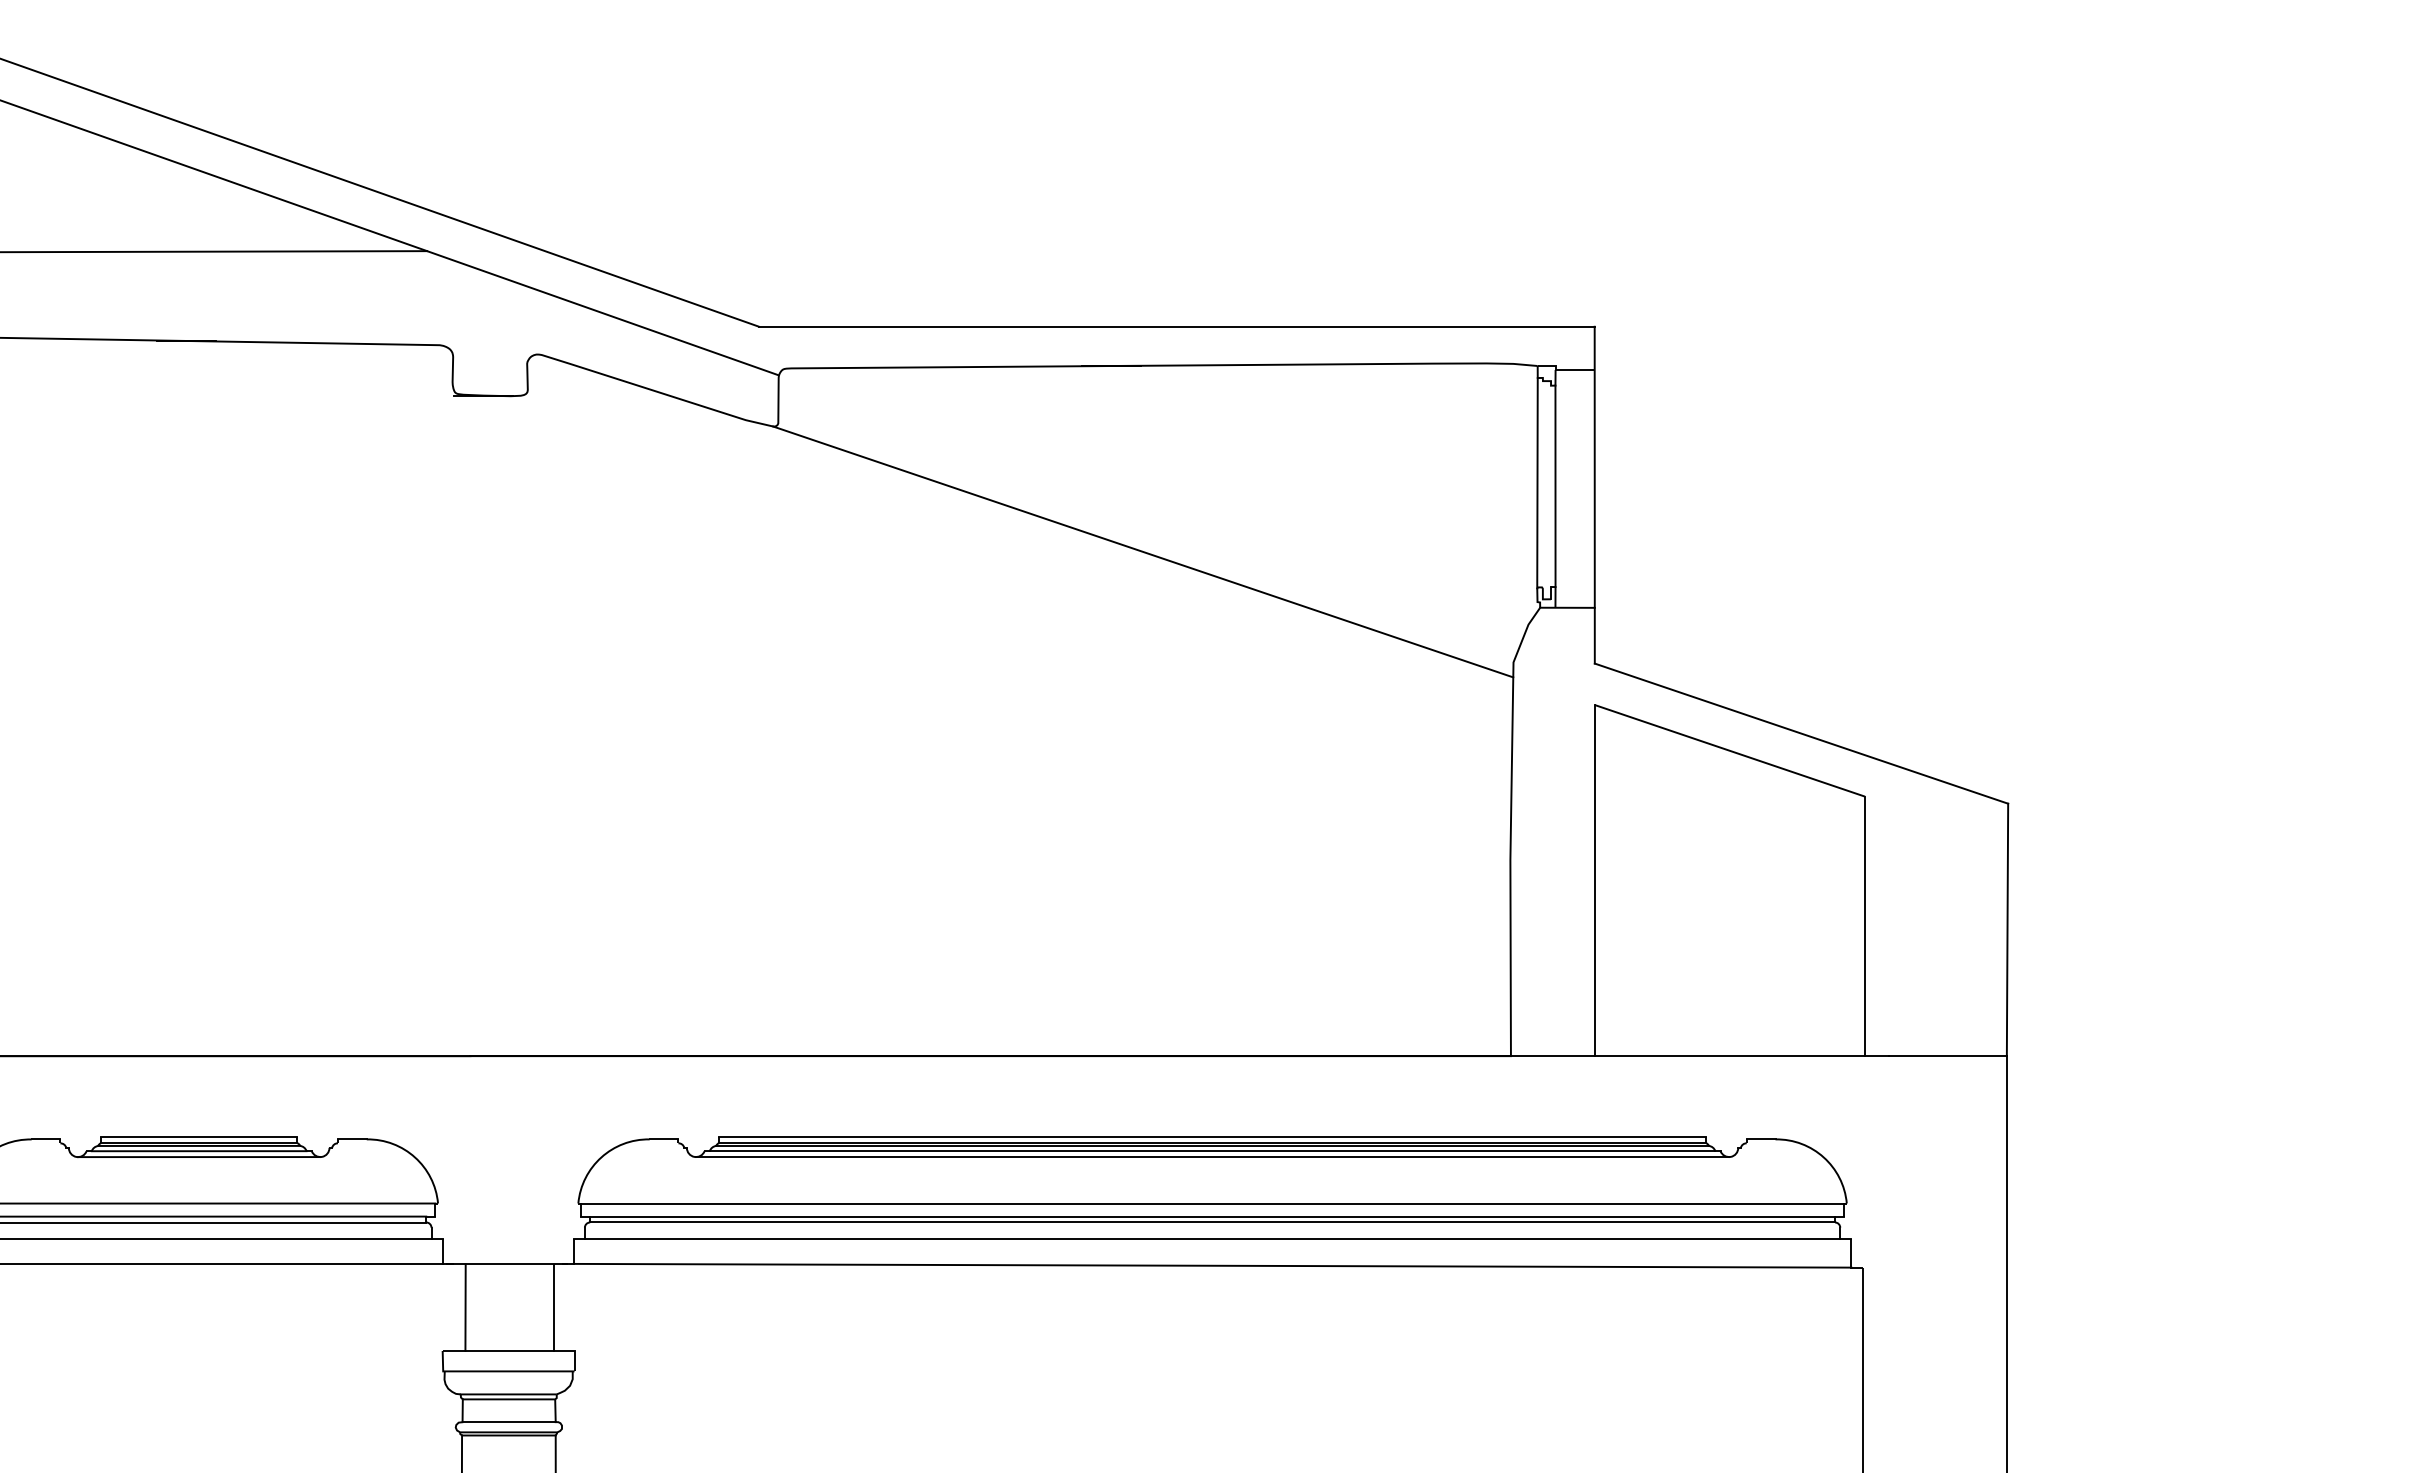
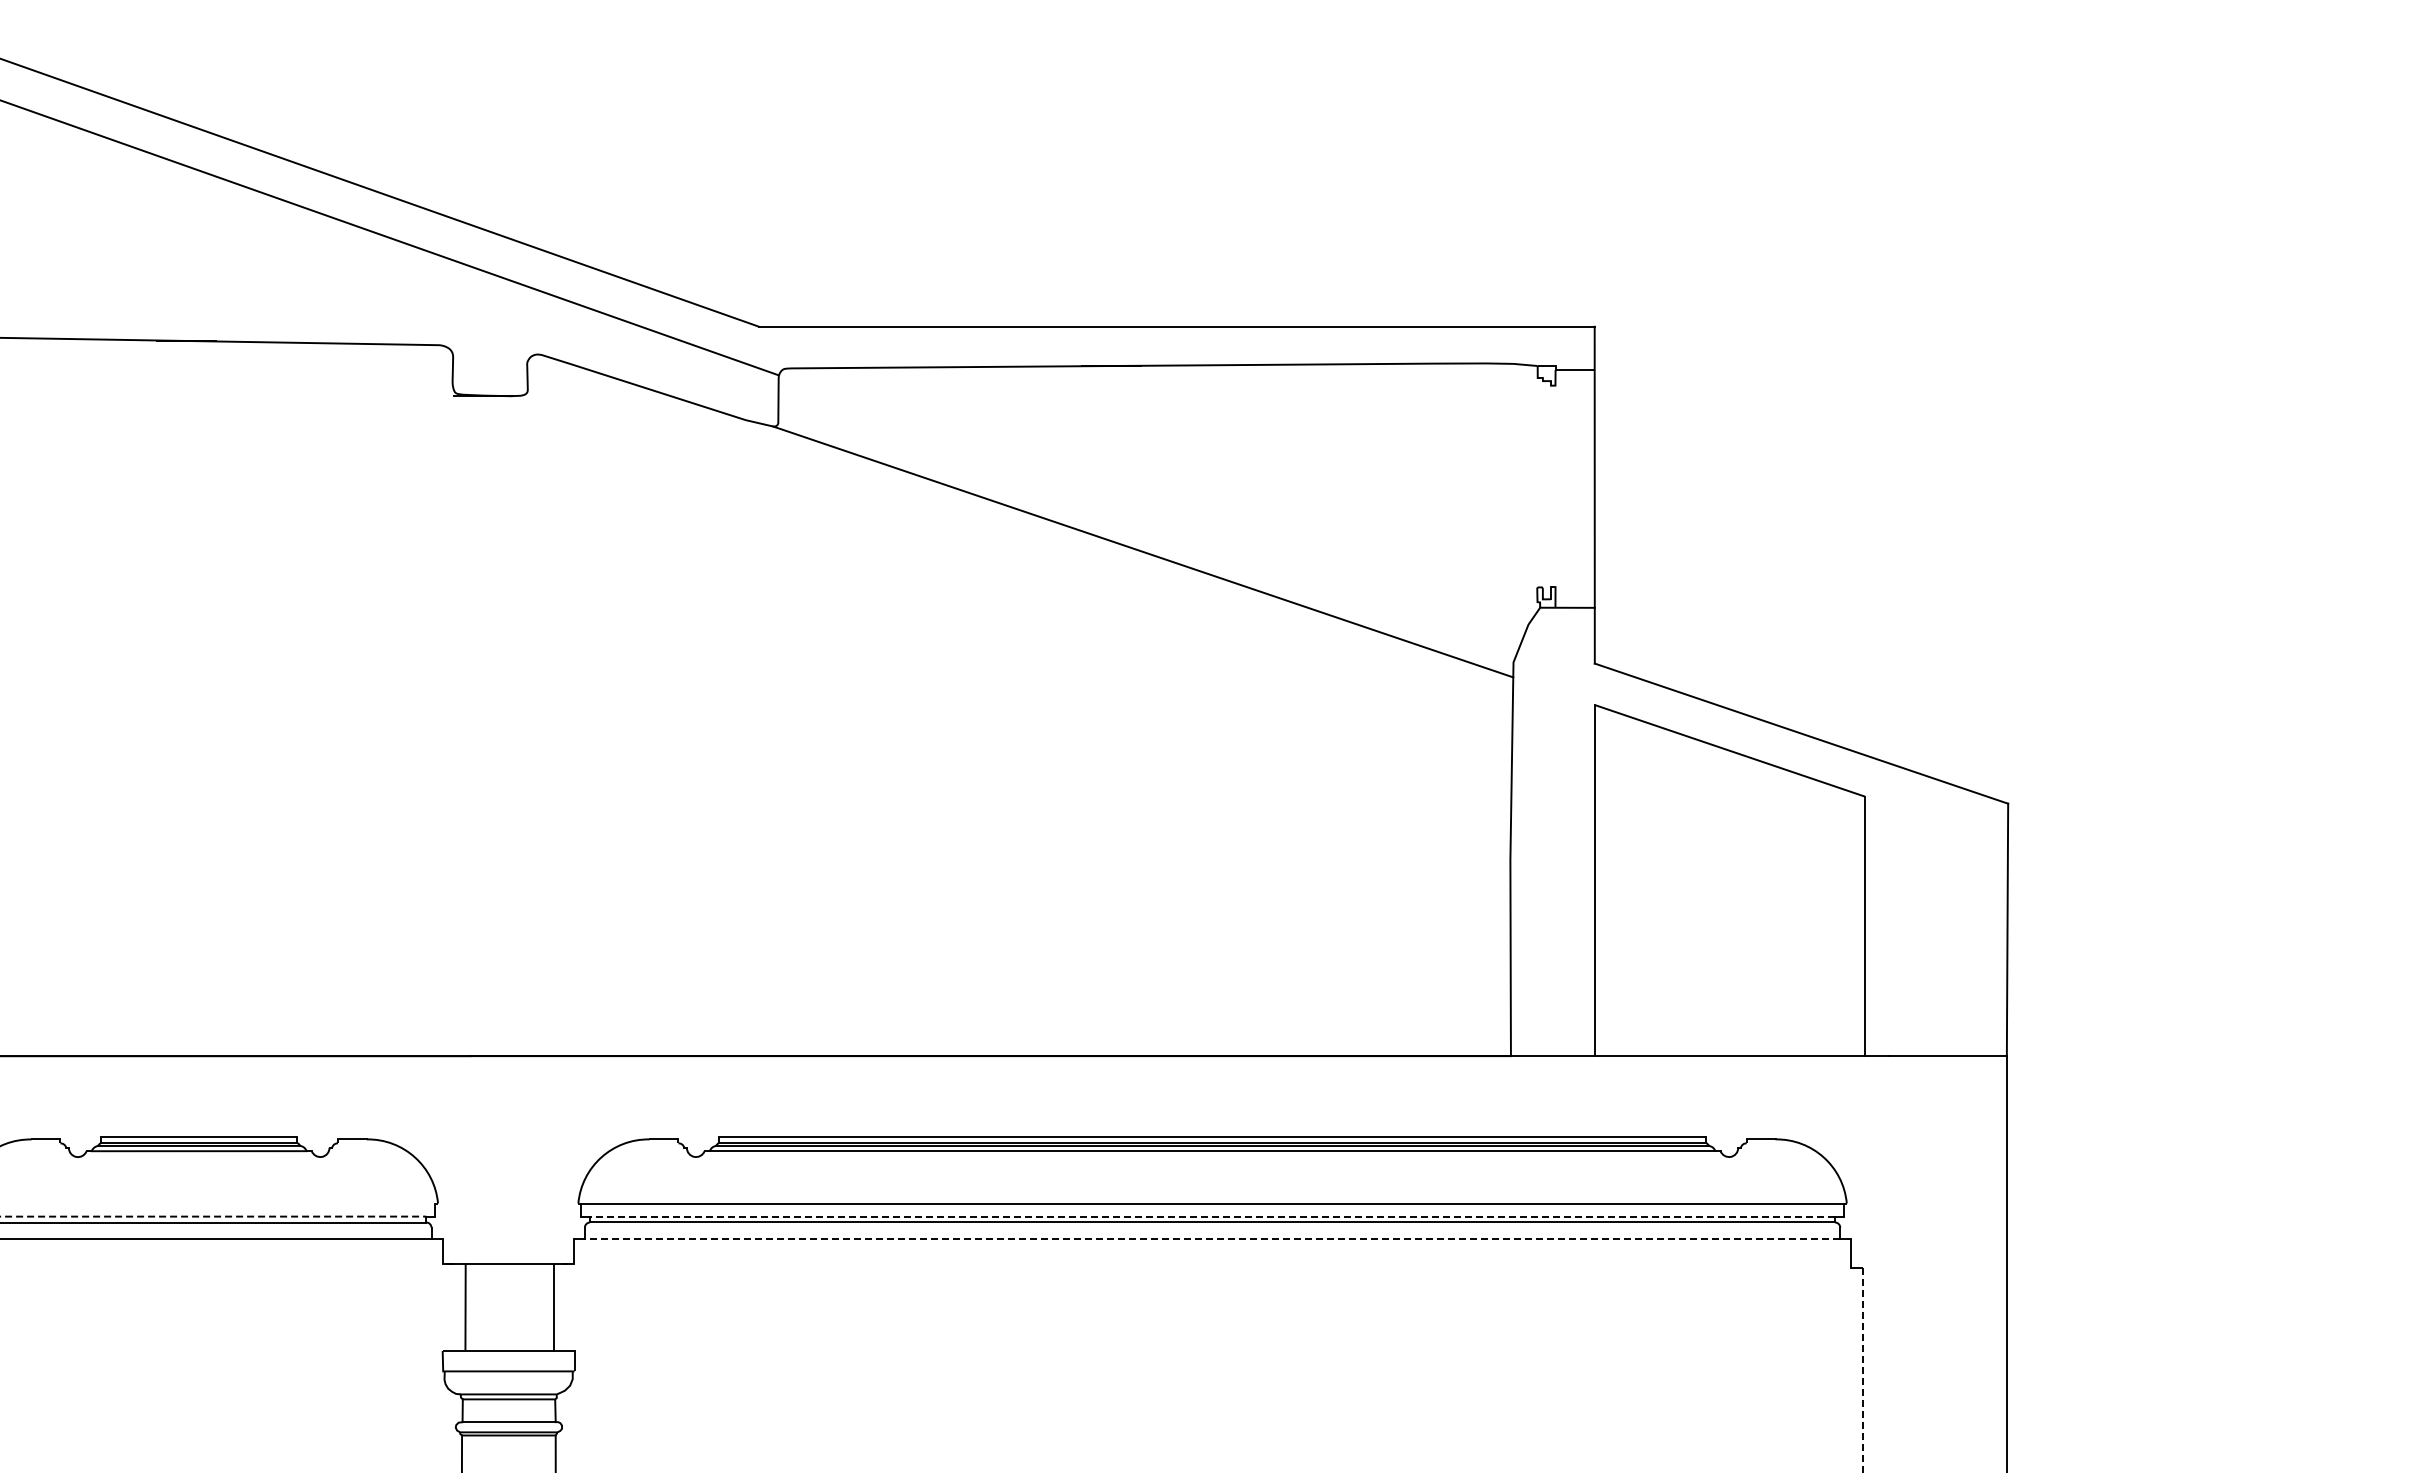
line: present -> none (214, 251)
line: present -> none (1537, 483)
line: present -> none (1555, 486)
line: present -> none (199, 1157)
line: present -> none (1212, 1157)
line: present -> none (218, 1203)
line: solid -> dashed (213, 1216)
line: solid -> dashed (1212, 1216)
line: solid -> dashed (1212, 1238)
line: present -> none (222, 1263)
line: present -> none (1212, 1265)
line: solid -> dashed (1863, 1370)
